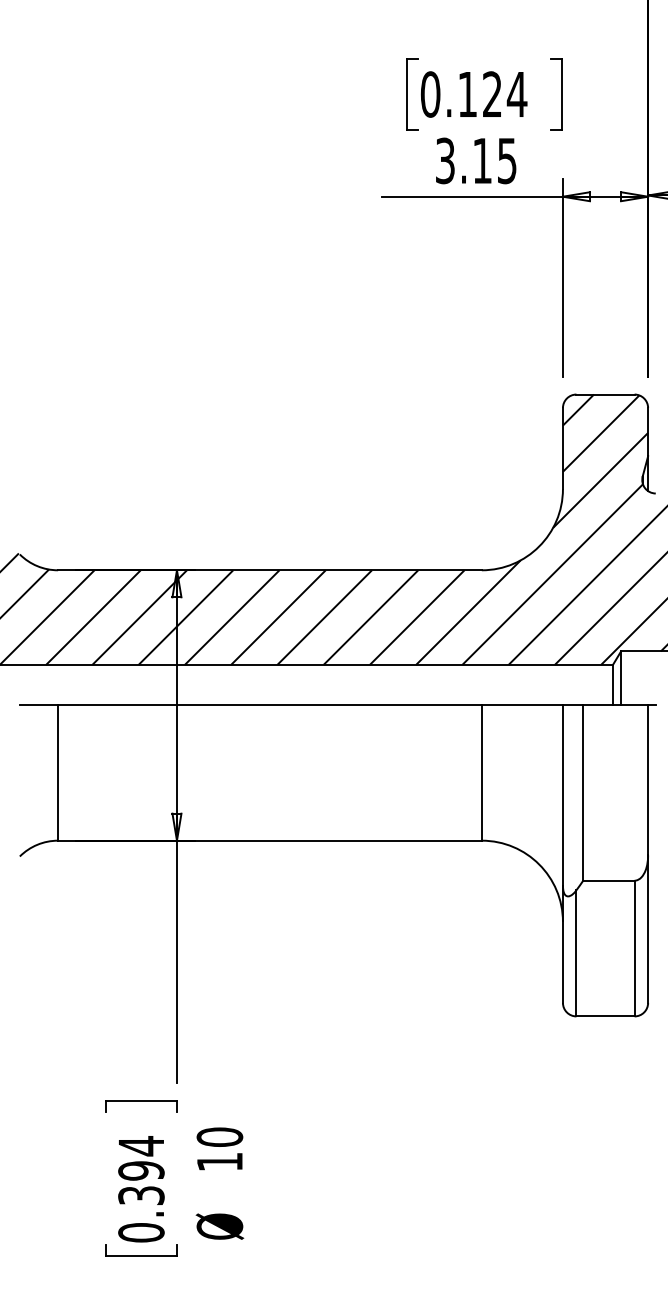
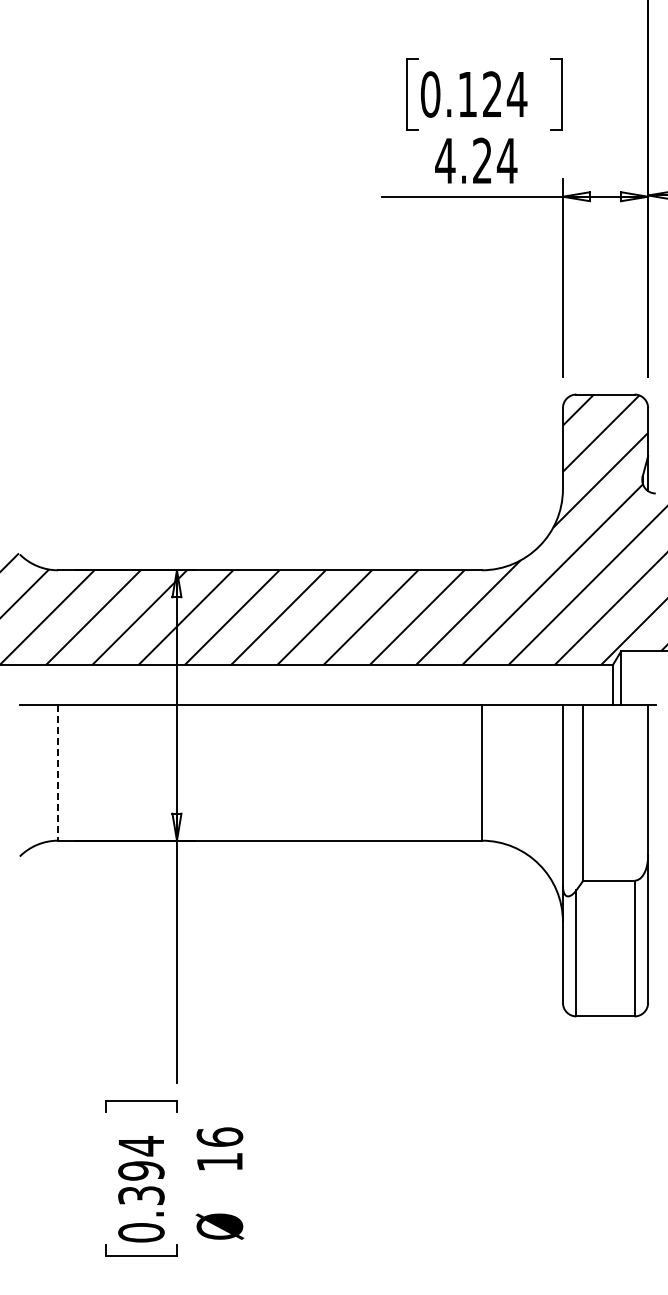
text: 3.15 -> 4.24 (476, 160)
line: solid -> dashed (58, 773)
text: 10 -> 16 (219, 1136)
